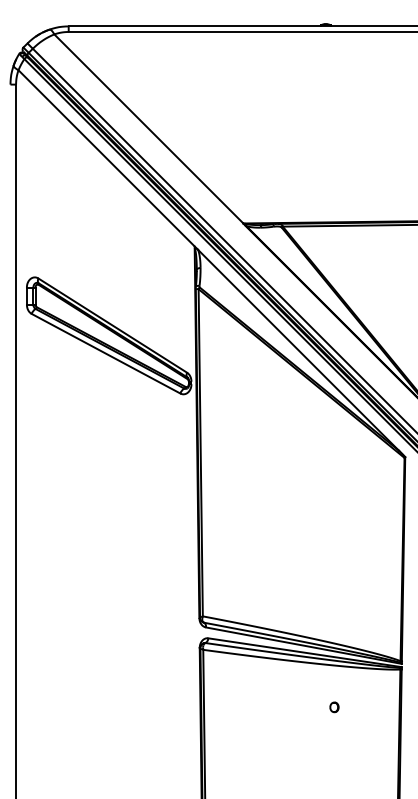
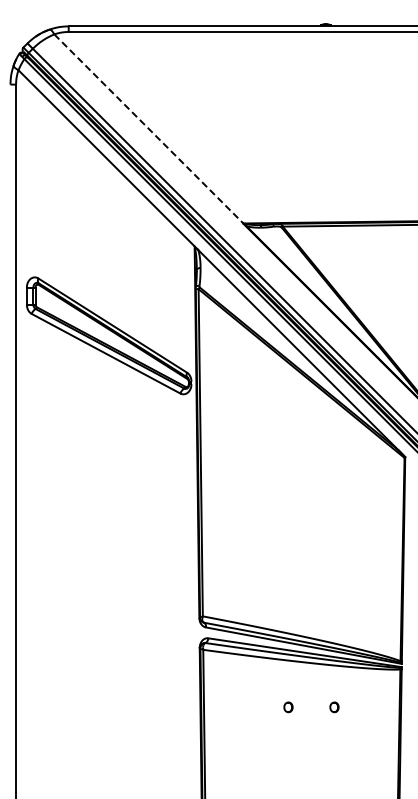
line: solid -> dashed (148, 128)
part: none -> present (288, 707)
